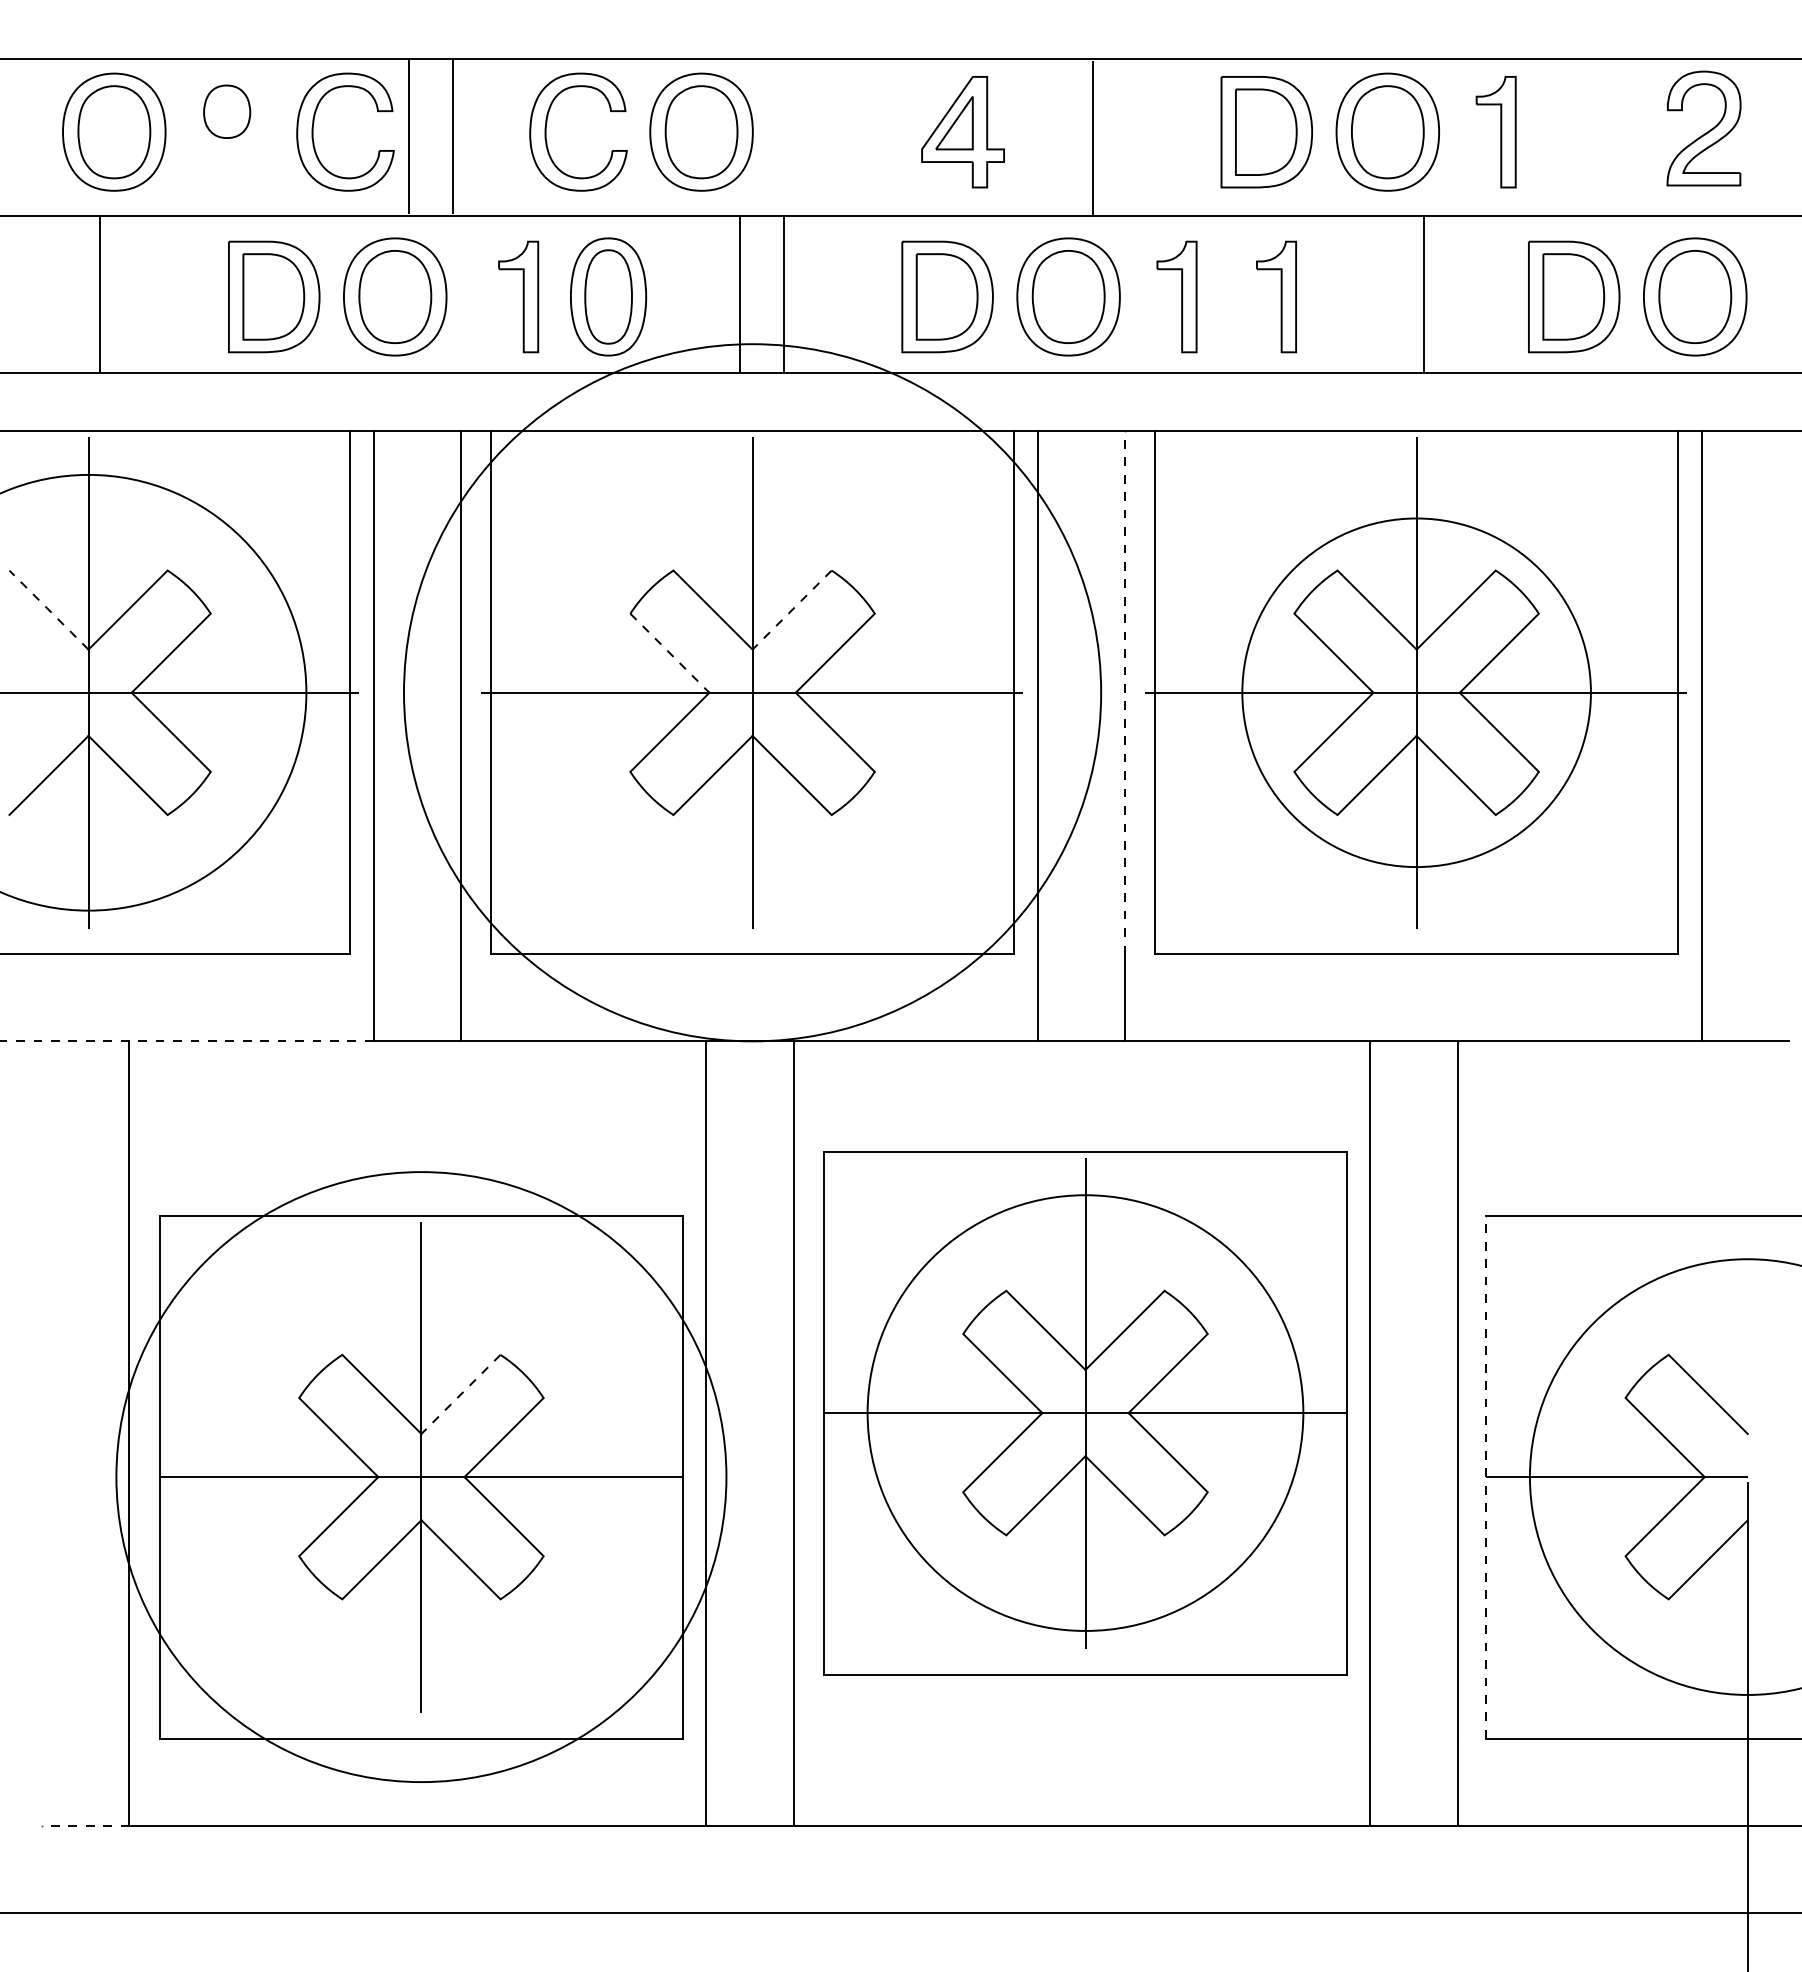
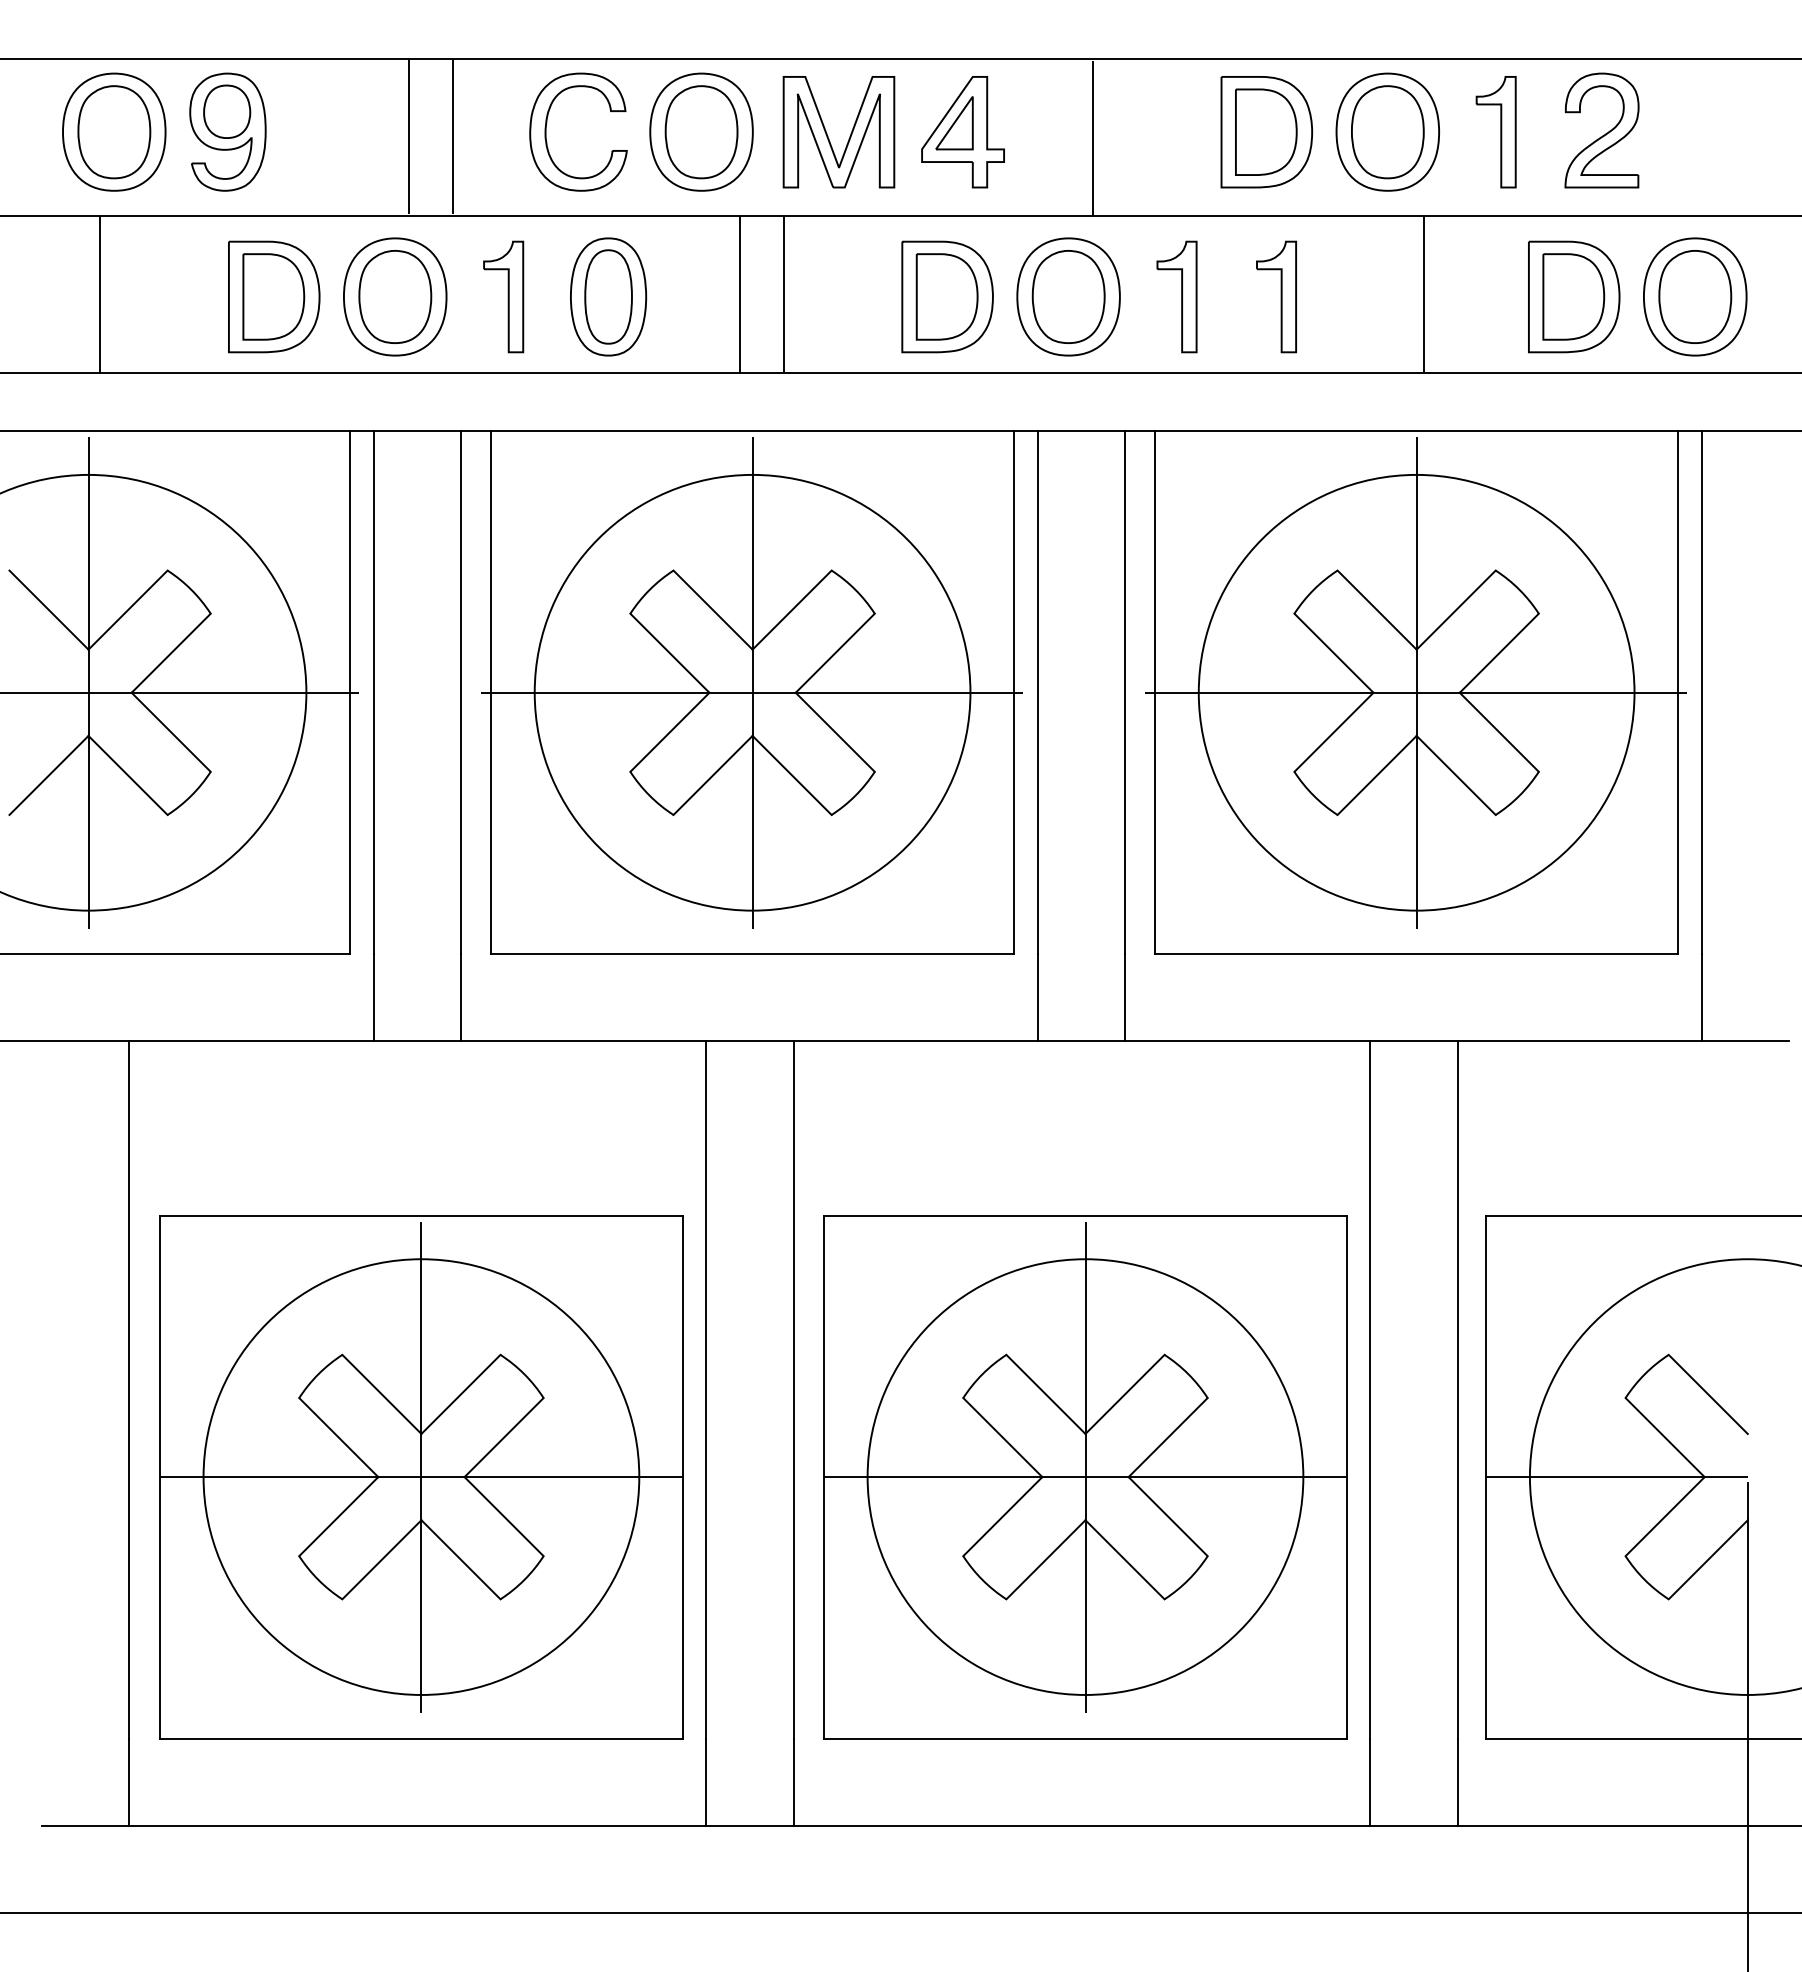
part position: (1703, 128) -> (1601, 130) (1601, 130)
part: none -> present (227, 131)
part: present -> none (313, 131)
part: none -> present (828, 136)
part position: (518, 296) -> (503, 296) (503, 296)
line: dashed -> solid (49, 610)
line: dashed -> solid (792, 610)
line: dashed -> solid (669, 653)
circle diameter: 697 px -> 436 px (752, 692)
line: dashed -> solid (1124, 692)
circle diameter: 349 px -> 436 px (1416, 692)
line: dashed -> solid (186, 1041)
line: dashed -> solid (460, 1394)
part position: (1085, 1413) -> (1085, 1477) (1085, 1477)
line: dashed -> solid (1486, 1476)
circle diameter: 610 px -> 436 px (421, 1476)
line: dashed -> solid (85, 1825)
